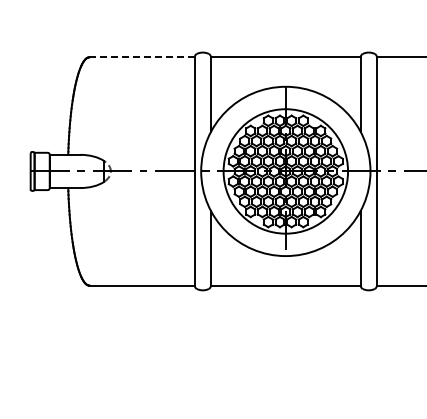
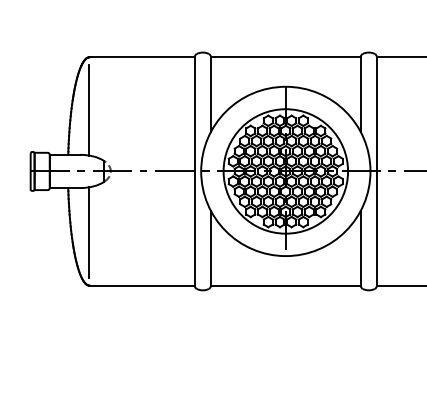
line: dashed -> solid (142, 57)
line: none -> present (89, 110)
line: none -> present (89, 232)
